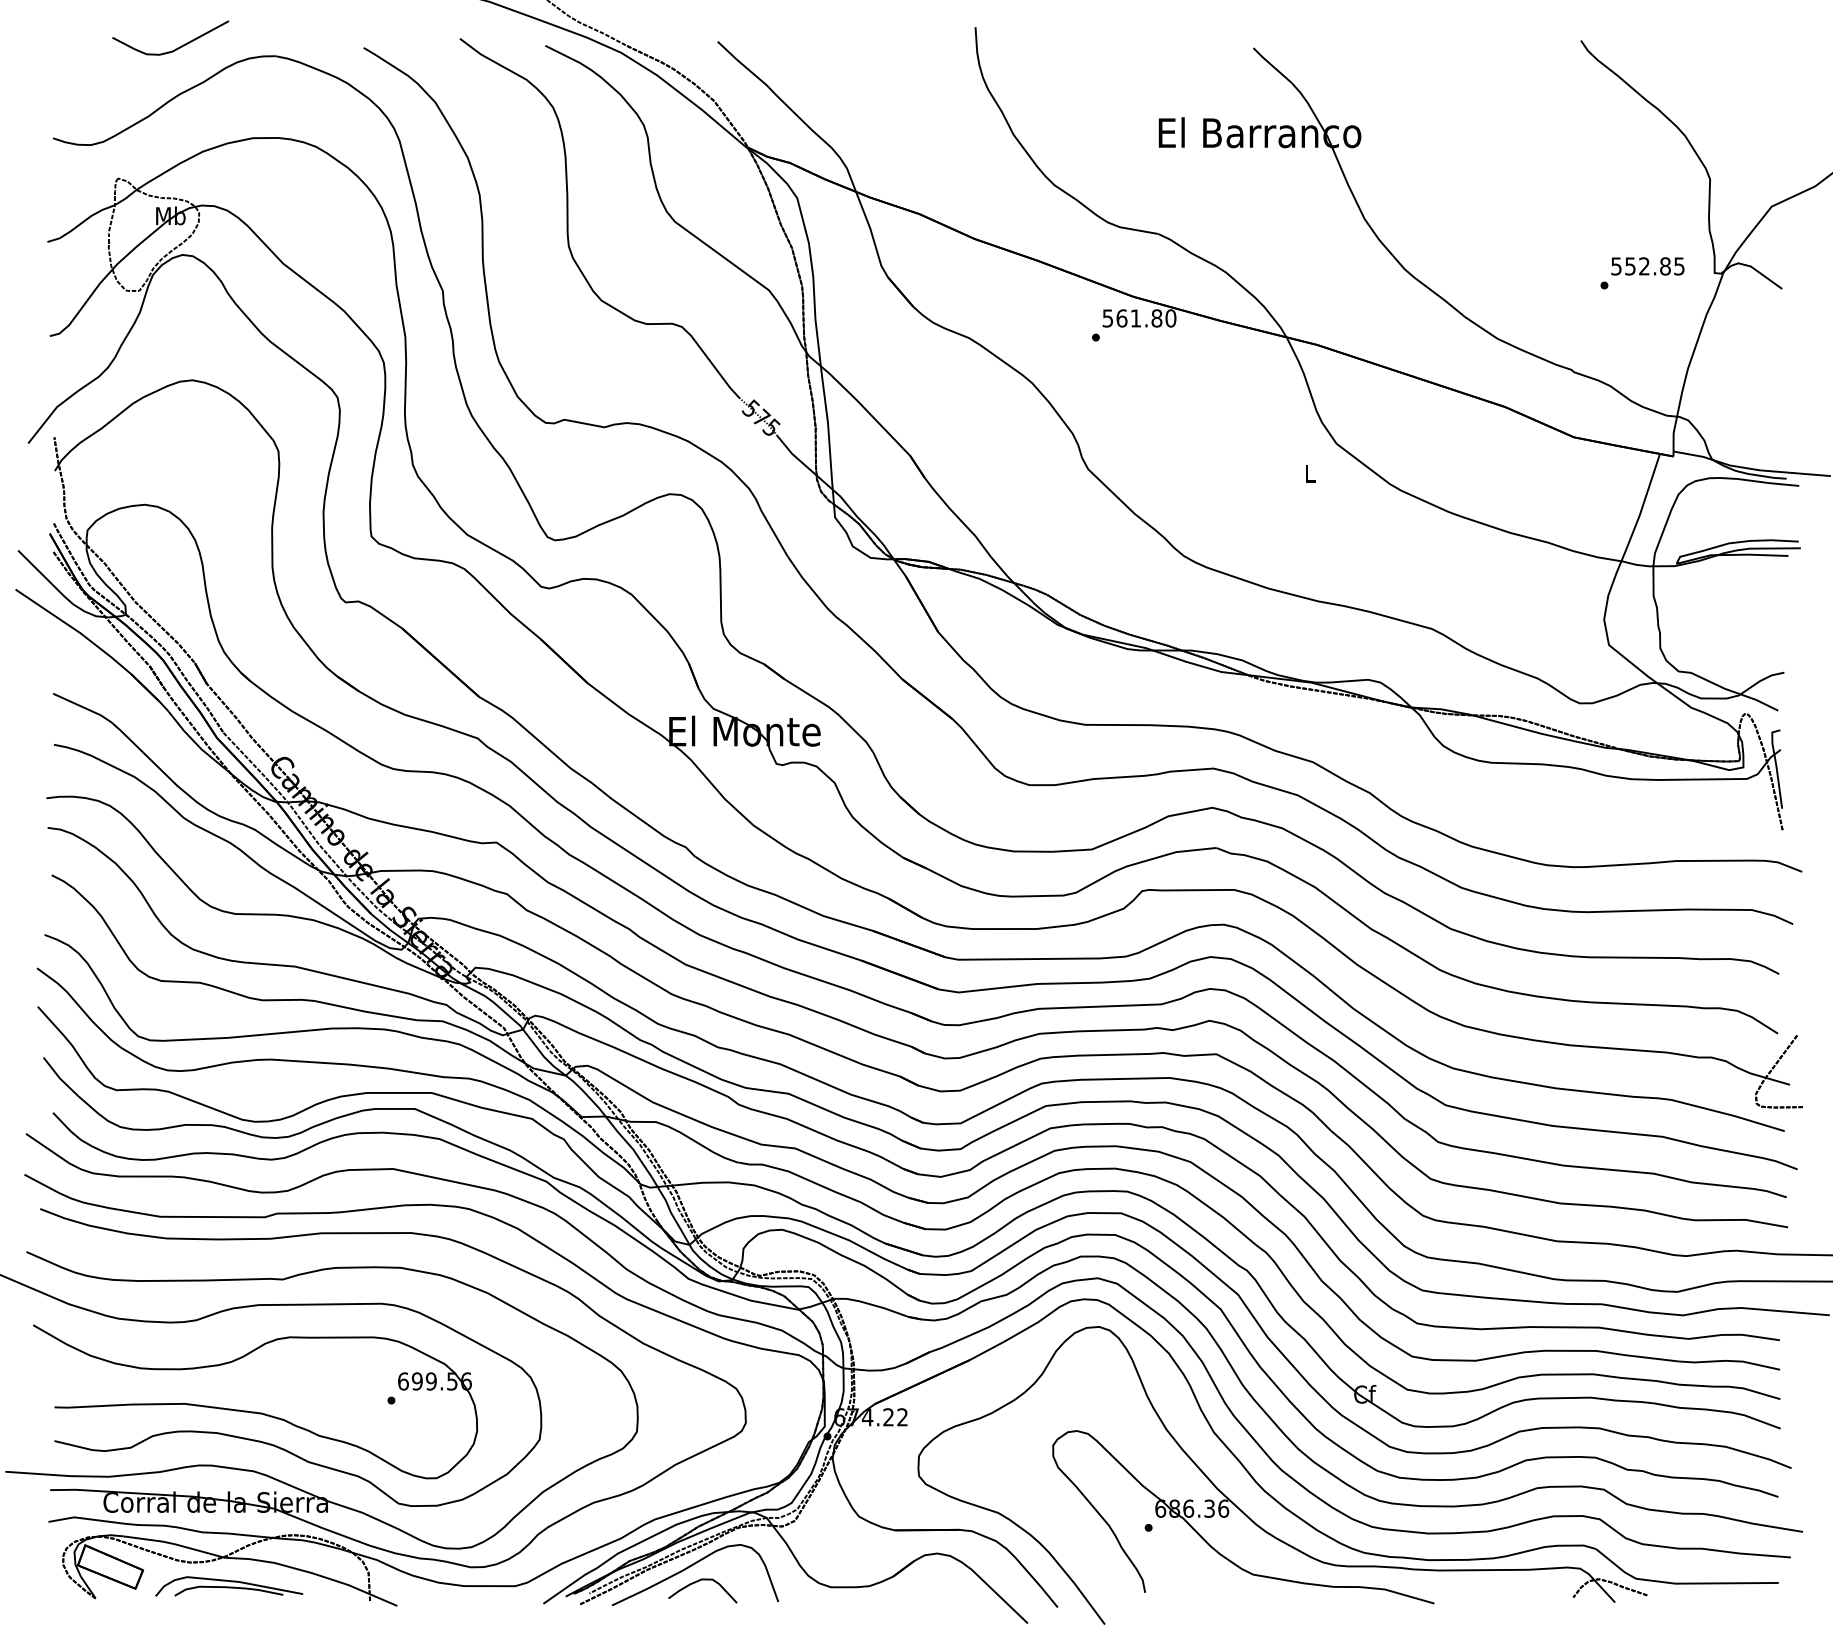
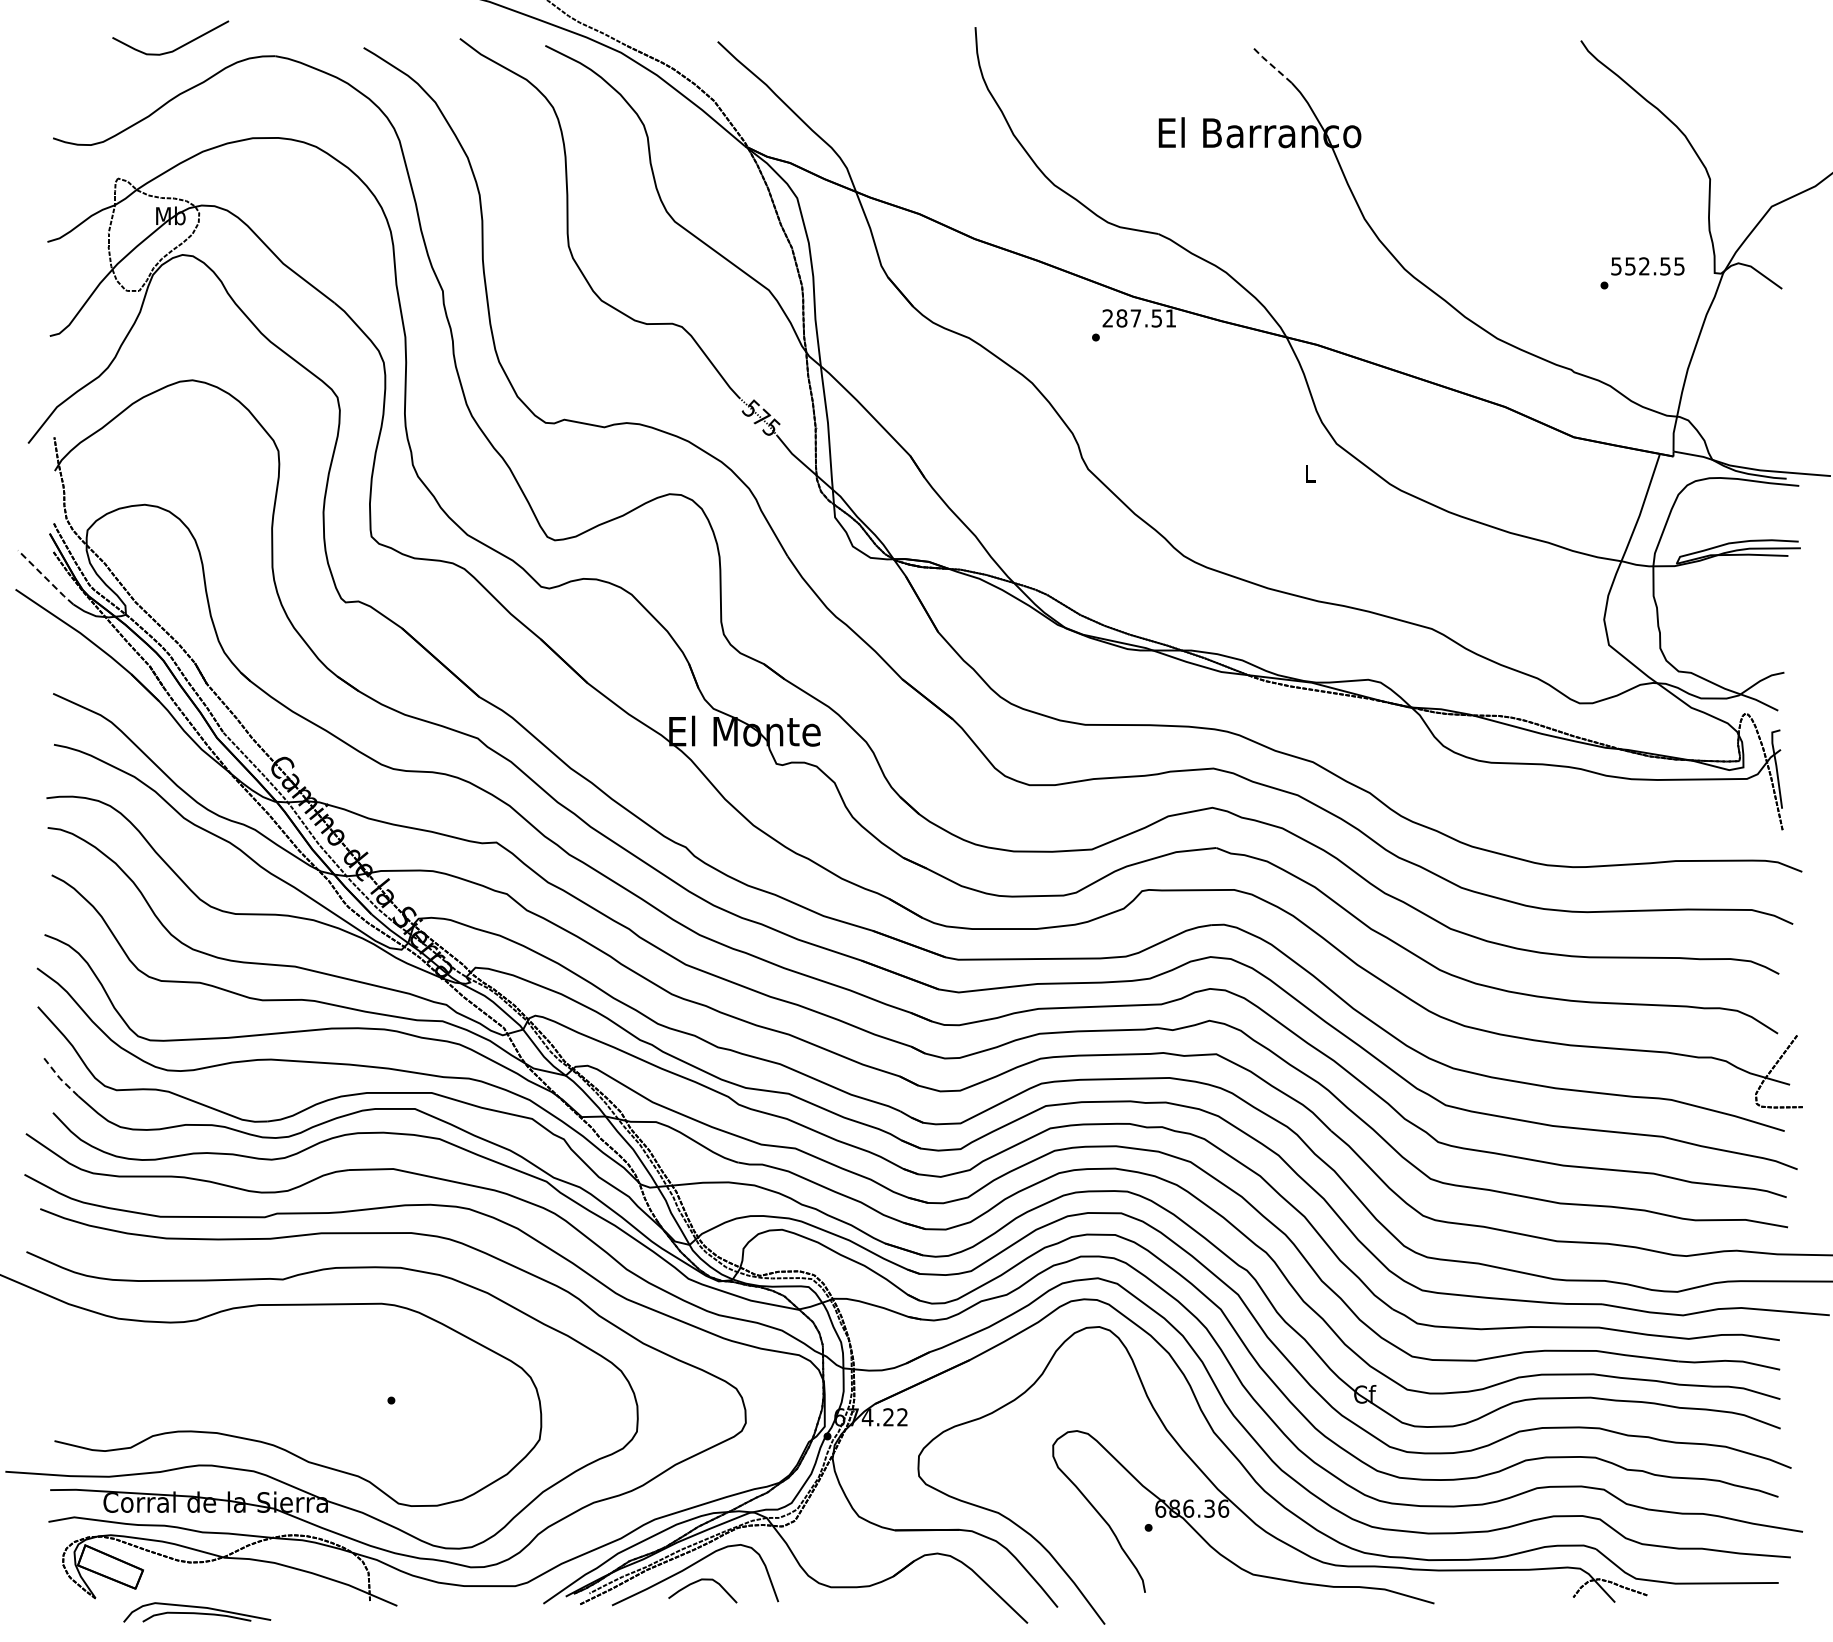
line: solid -> dashed (1271, 65)
text: 552.85 -> 552.55 (1665, 266)
text: 561.80 -> 287.51 (1139, 318)
line: solid -> dashed (45, 577)
line: solid -> dashed (59, 1078)
part: present -> none (255, 1411)
part position: (229, 1586) -> (197, 1612) (197, 1612)
